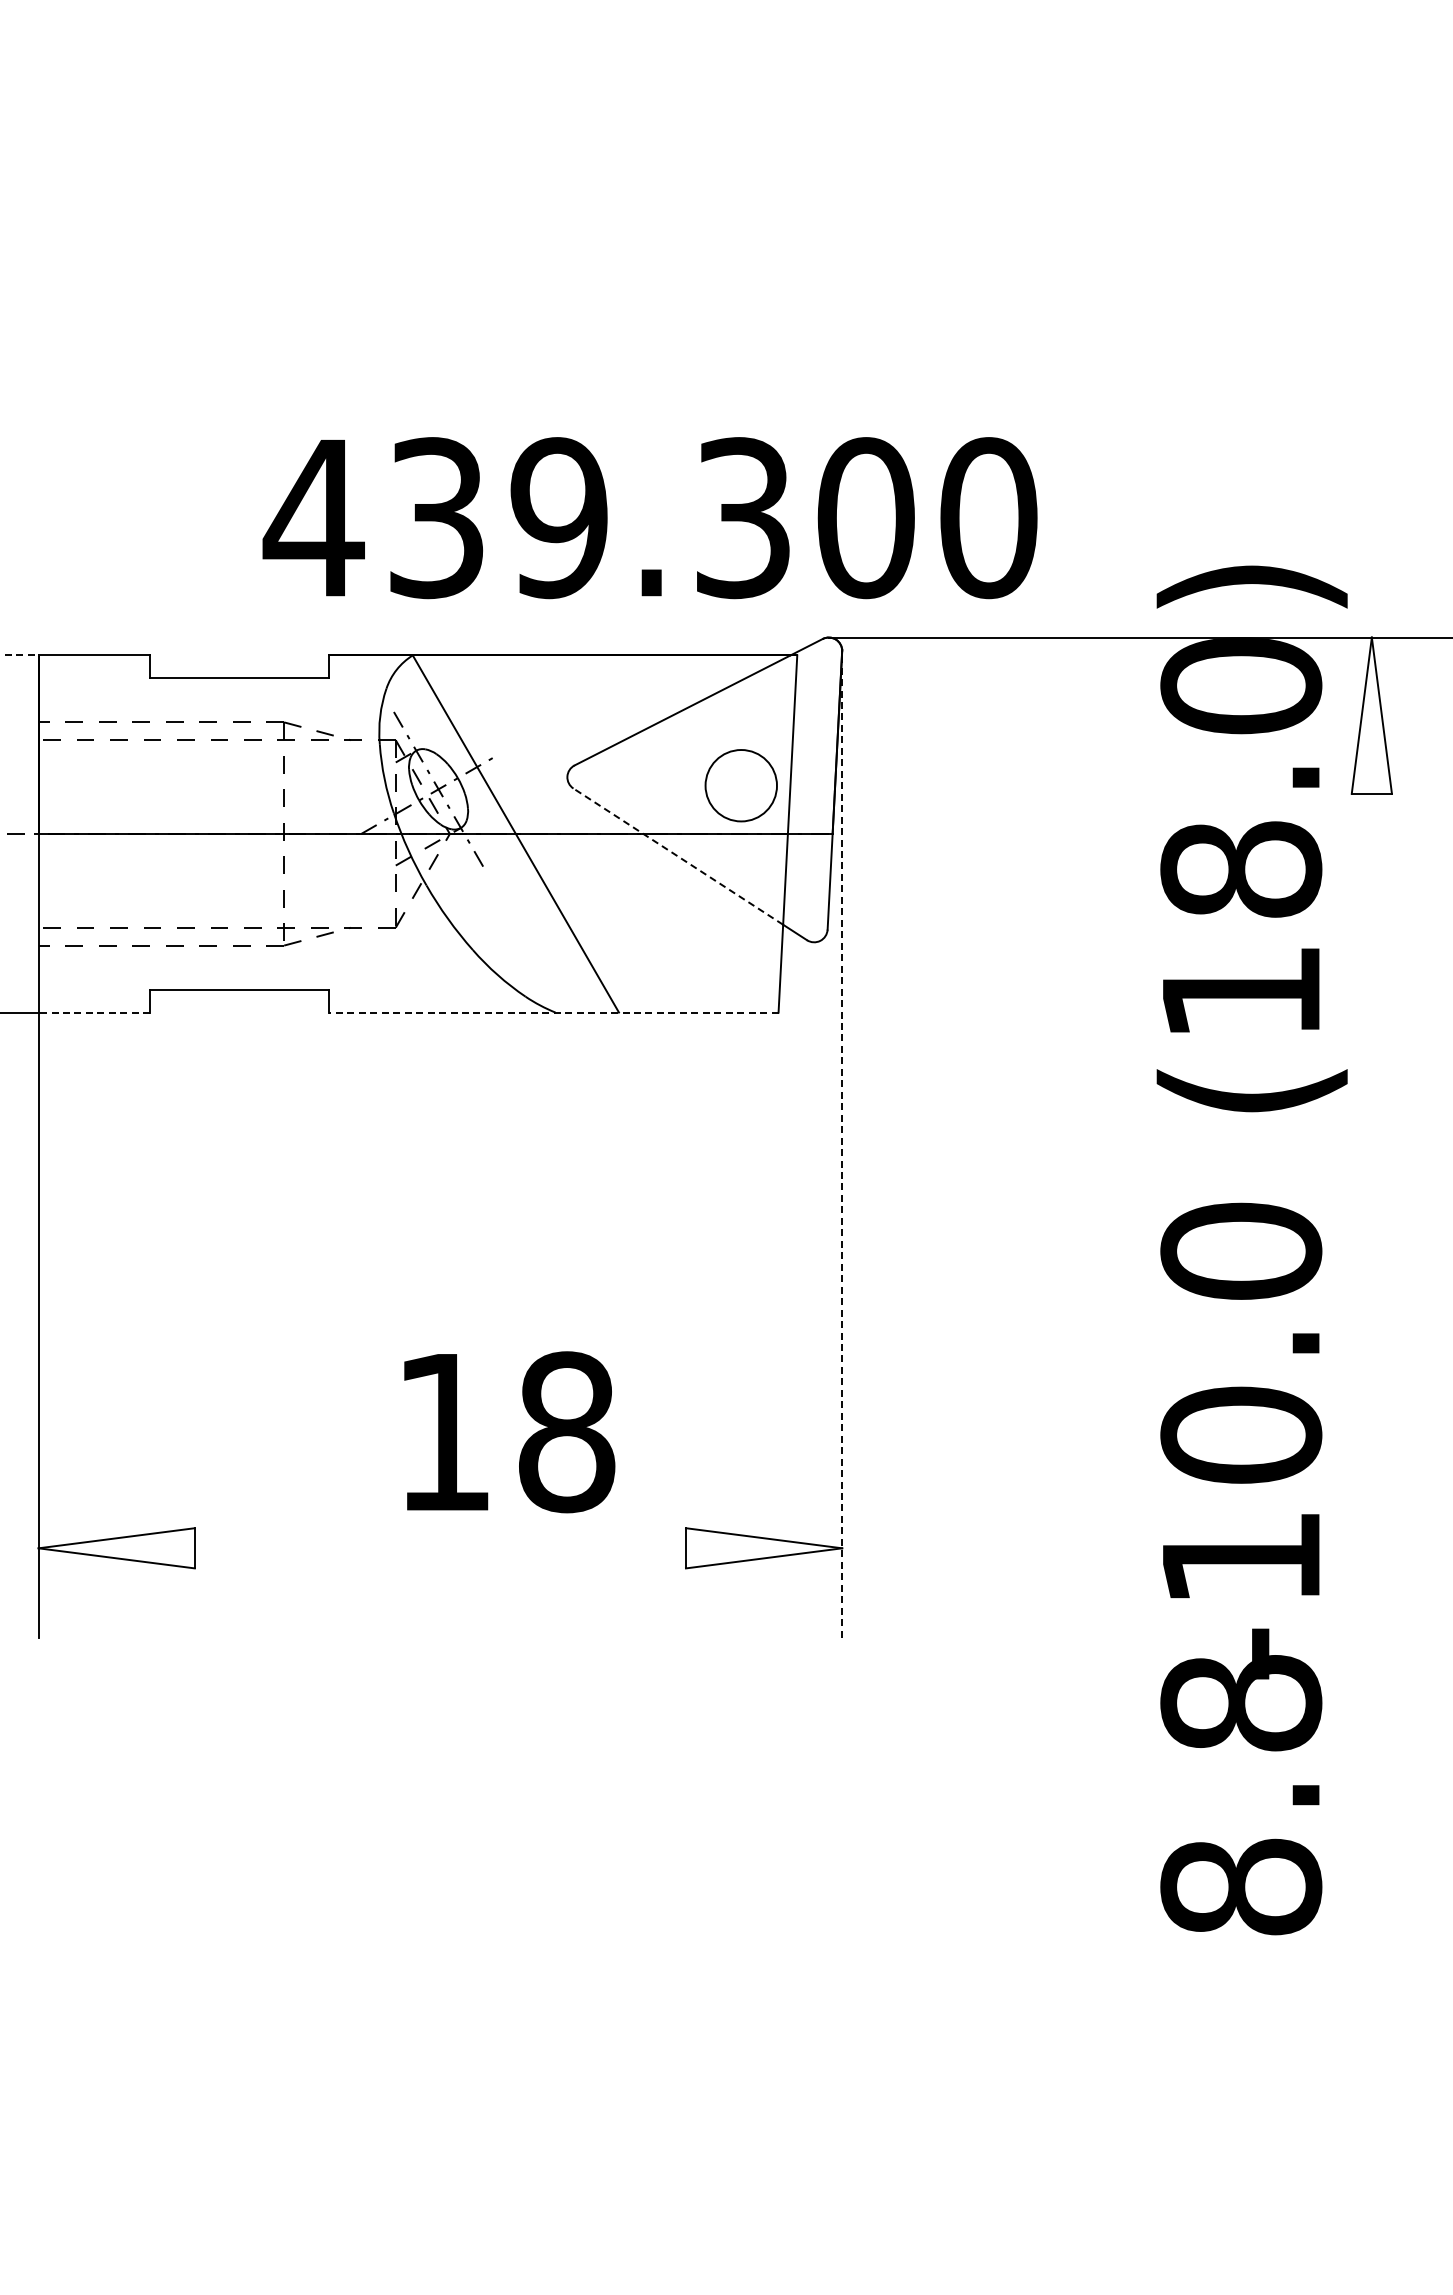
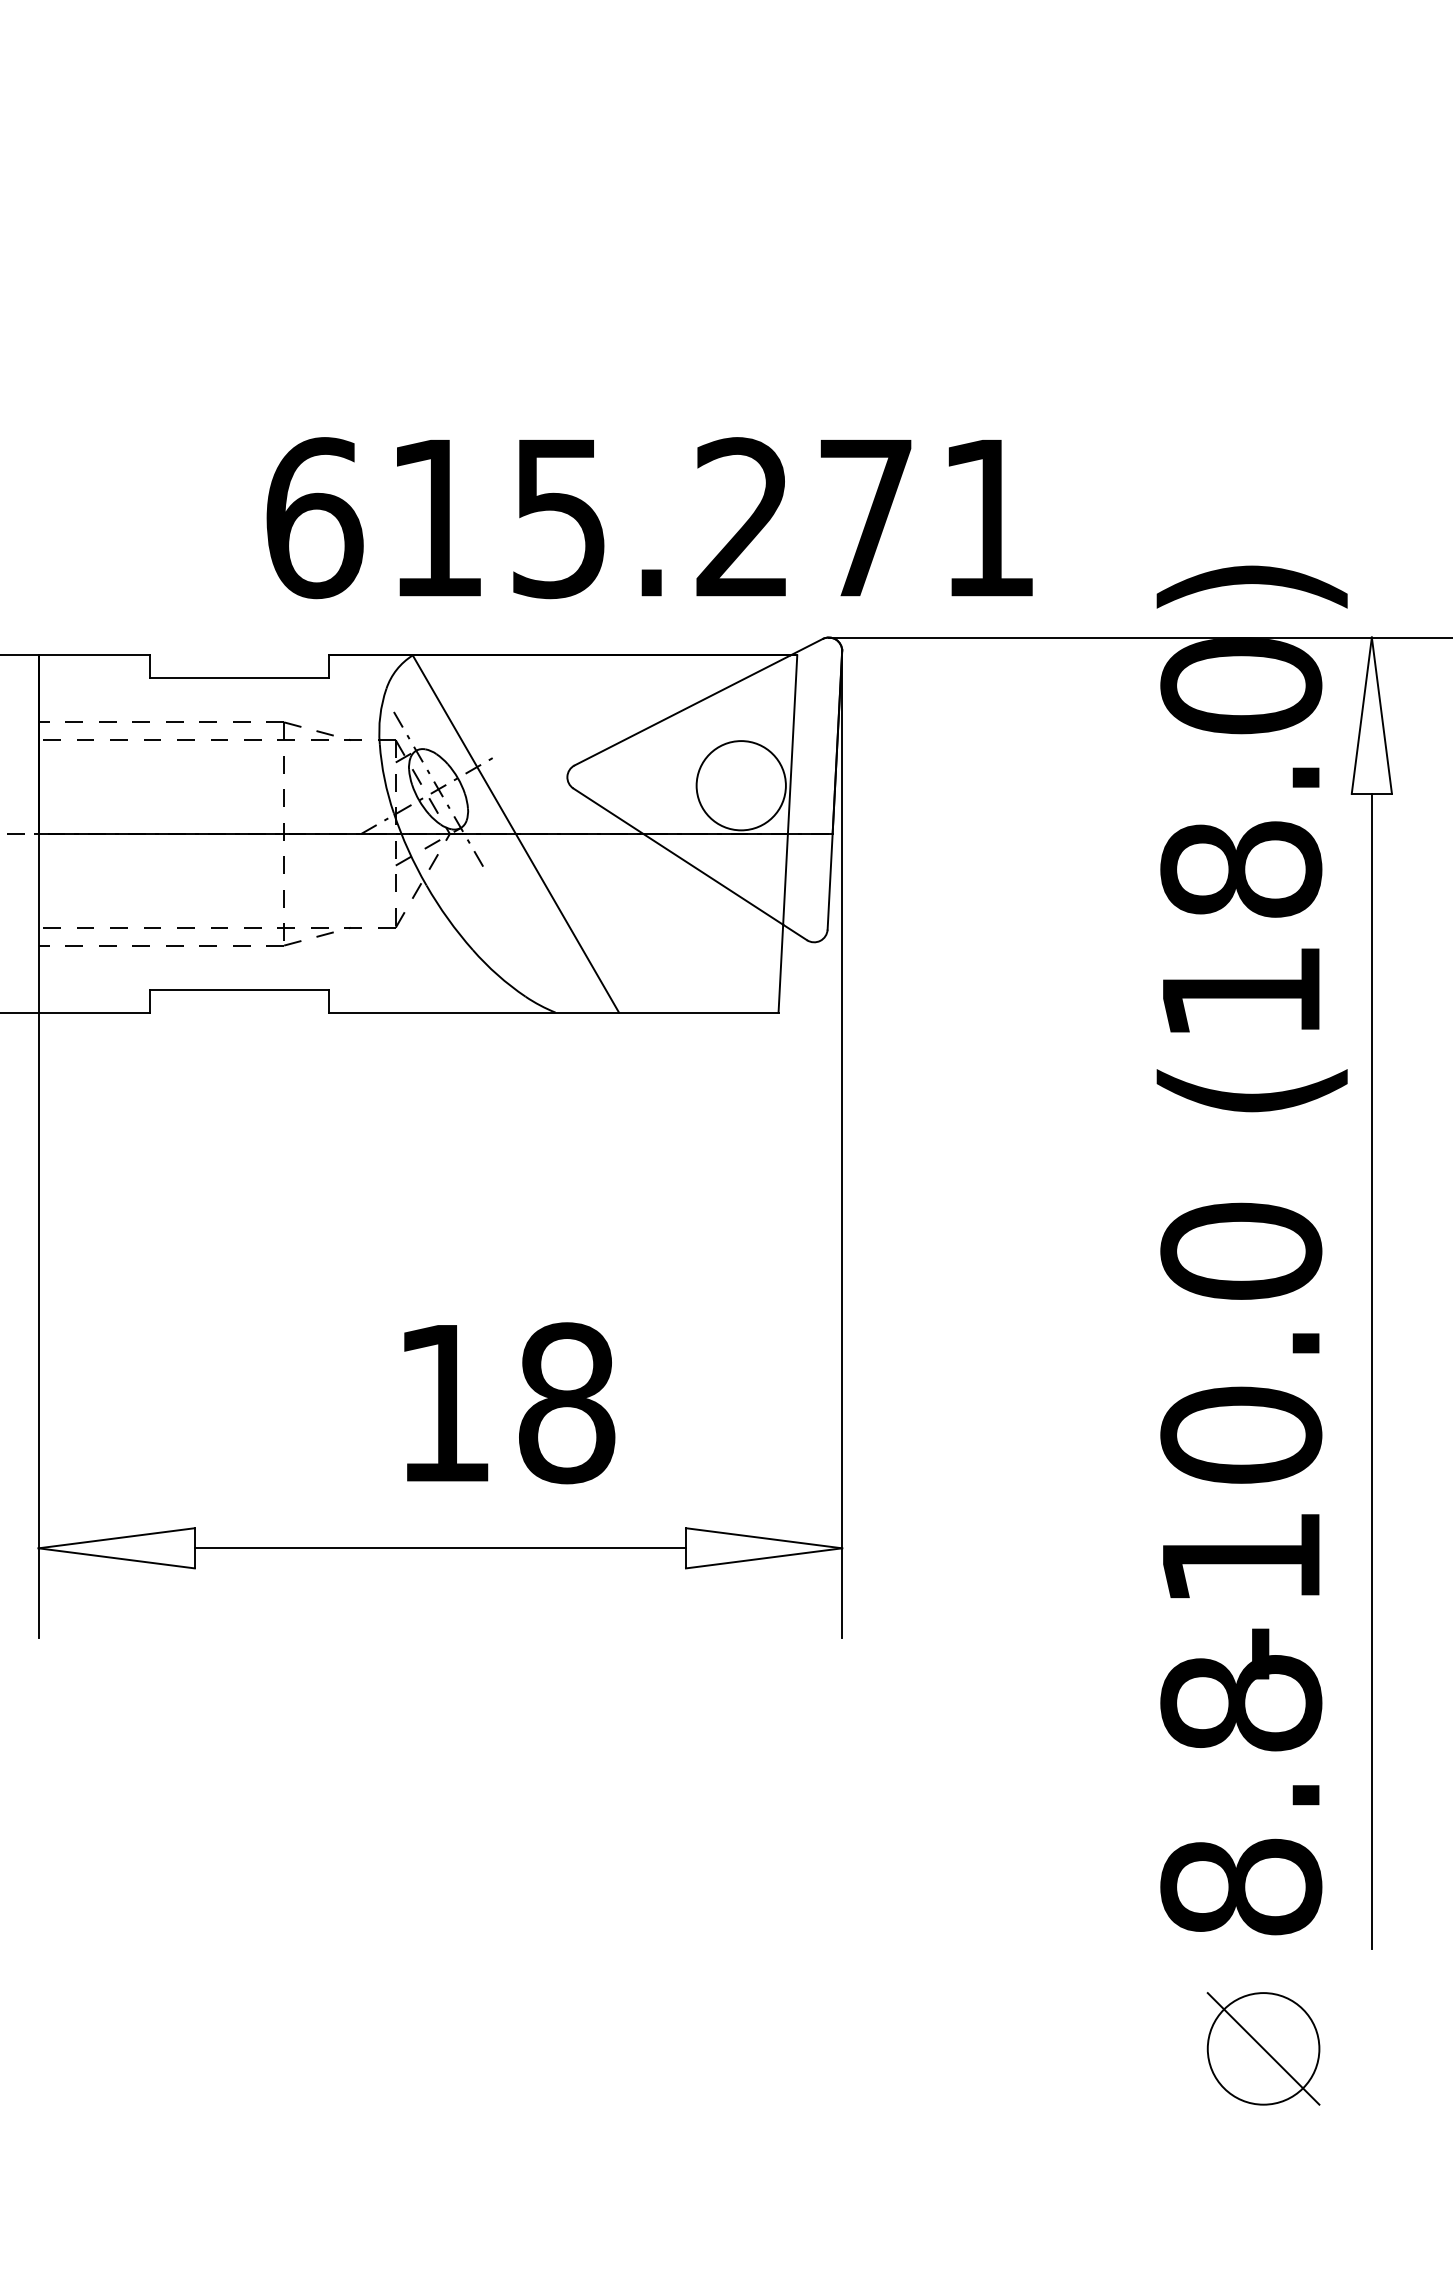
text: 439.300 -> 615.271 (649, 518)
line: dashed -> solid (19, 655)
circle diameter: 71 px -> 89 px (740, 785)
line: dashed -> solid (677, 856)
line: dashed -> solid (94, 1012)
line: dashed -> solid (553, 1012)
line: dashed -> solid (842, 1143)
line: none -> present (1371, 1370)
text position: (509, 1432) -> (509, 1403) (509, 1403)
line: none -> present (439, 1548)
part: none -> present (1263, 2048)
